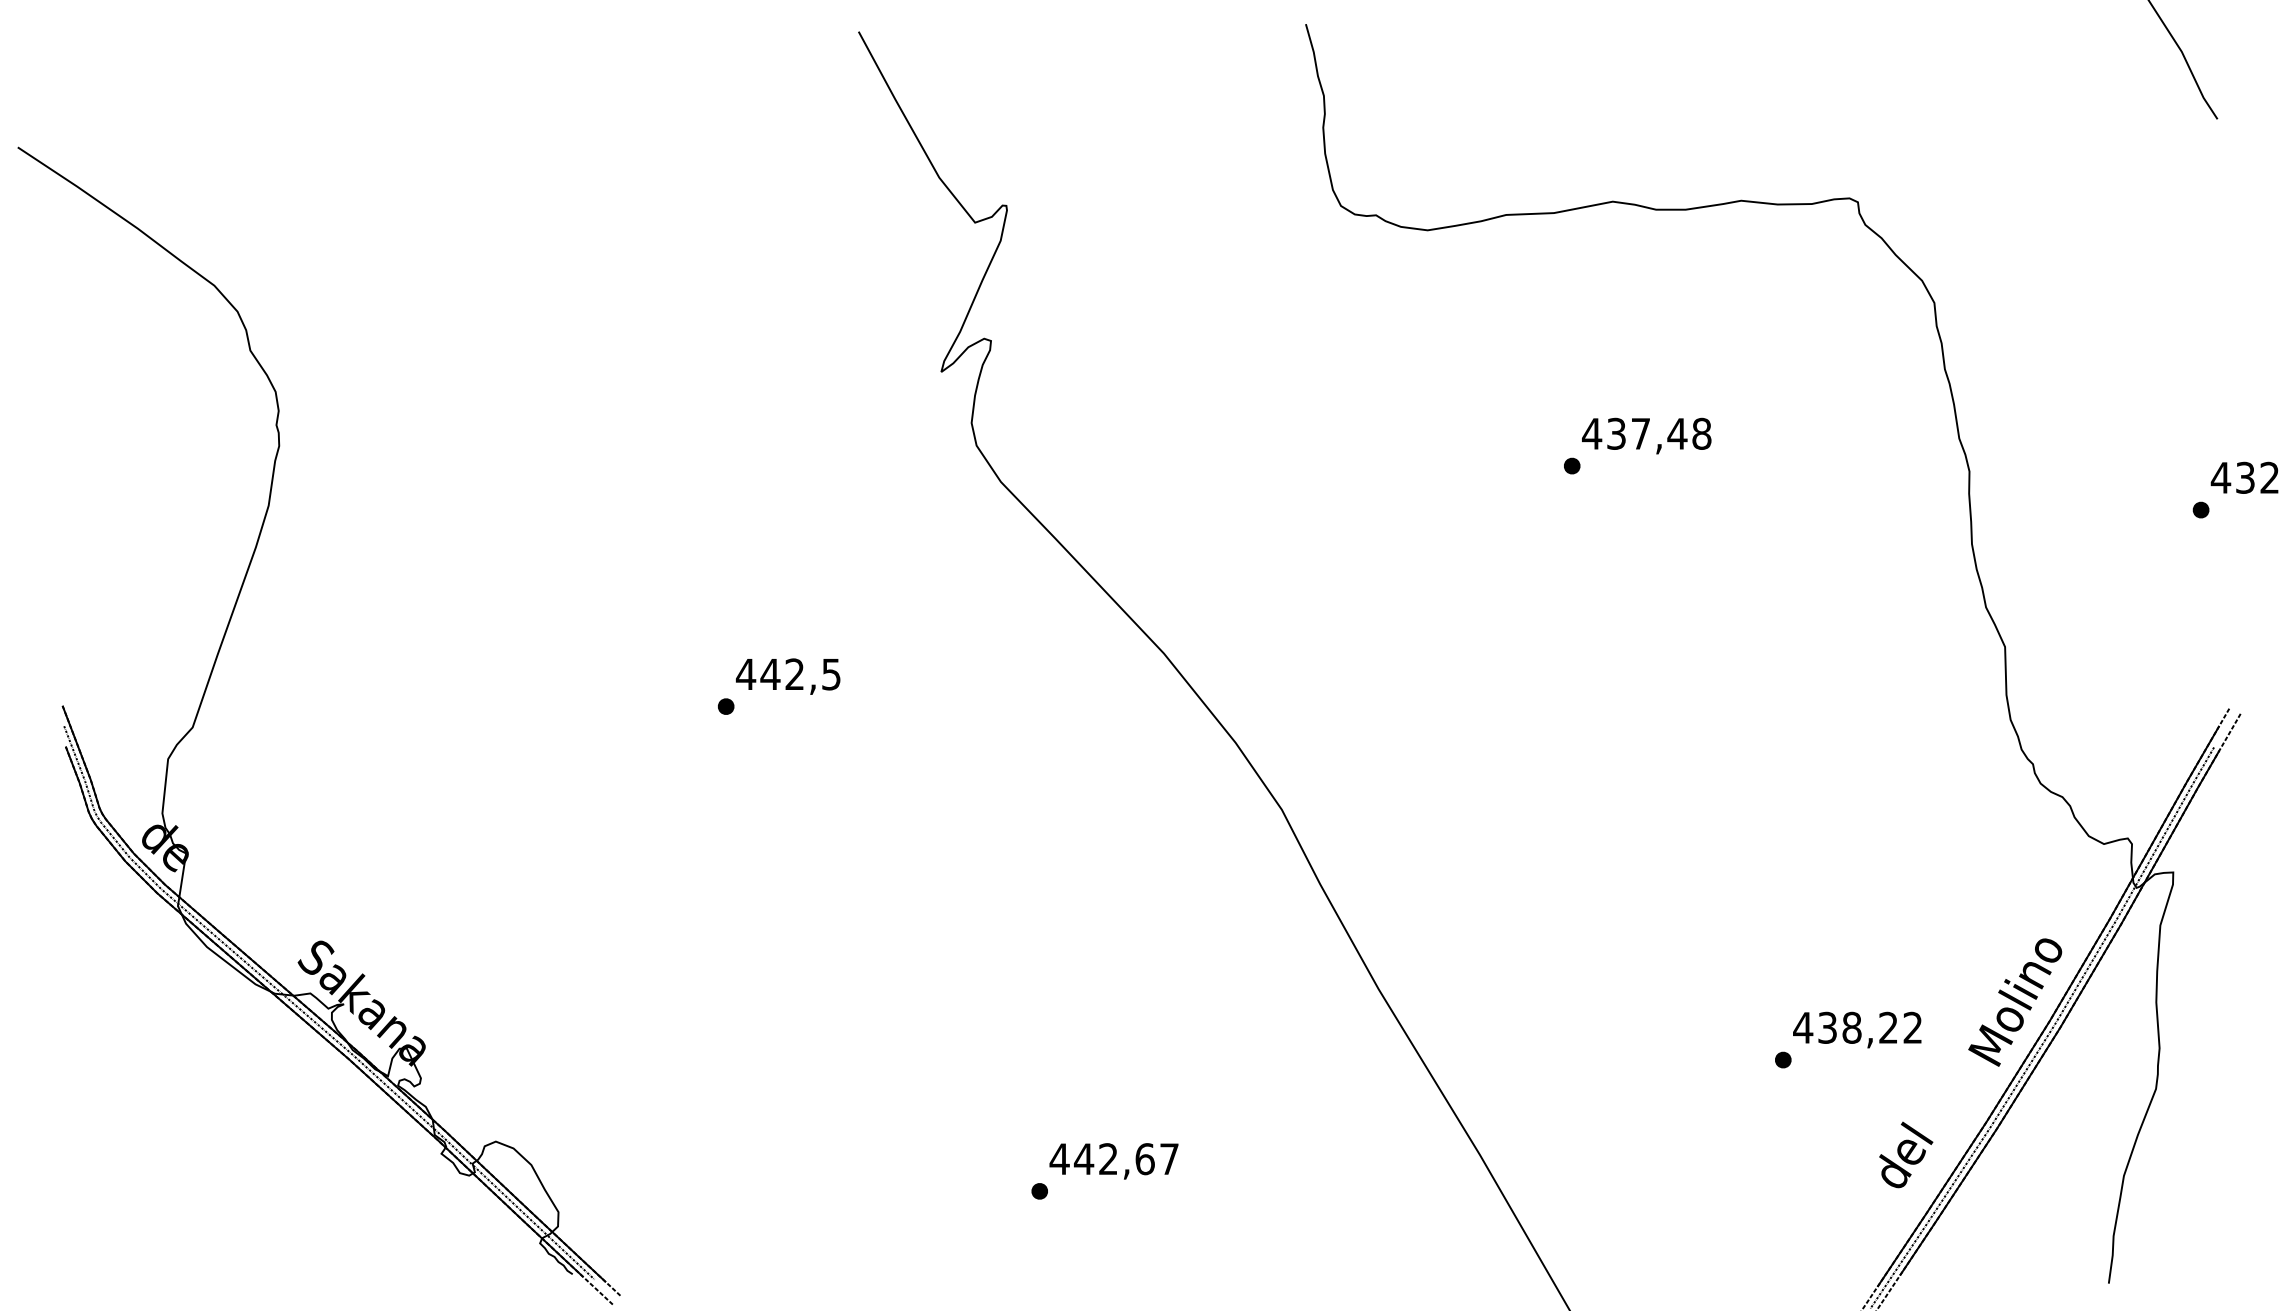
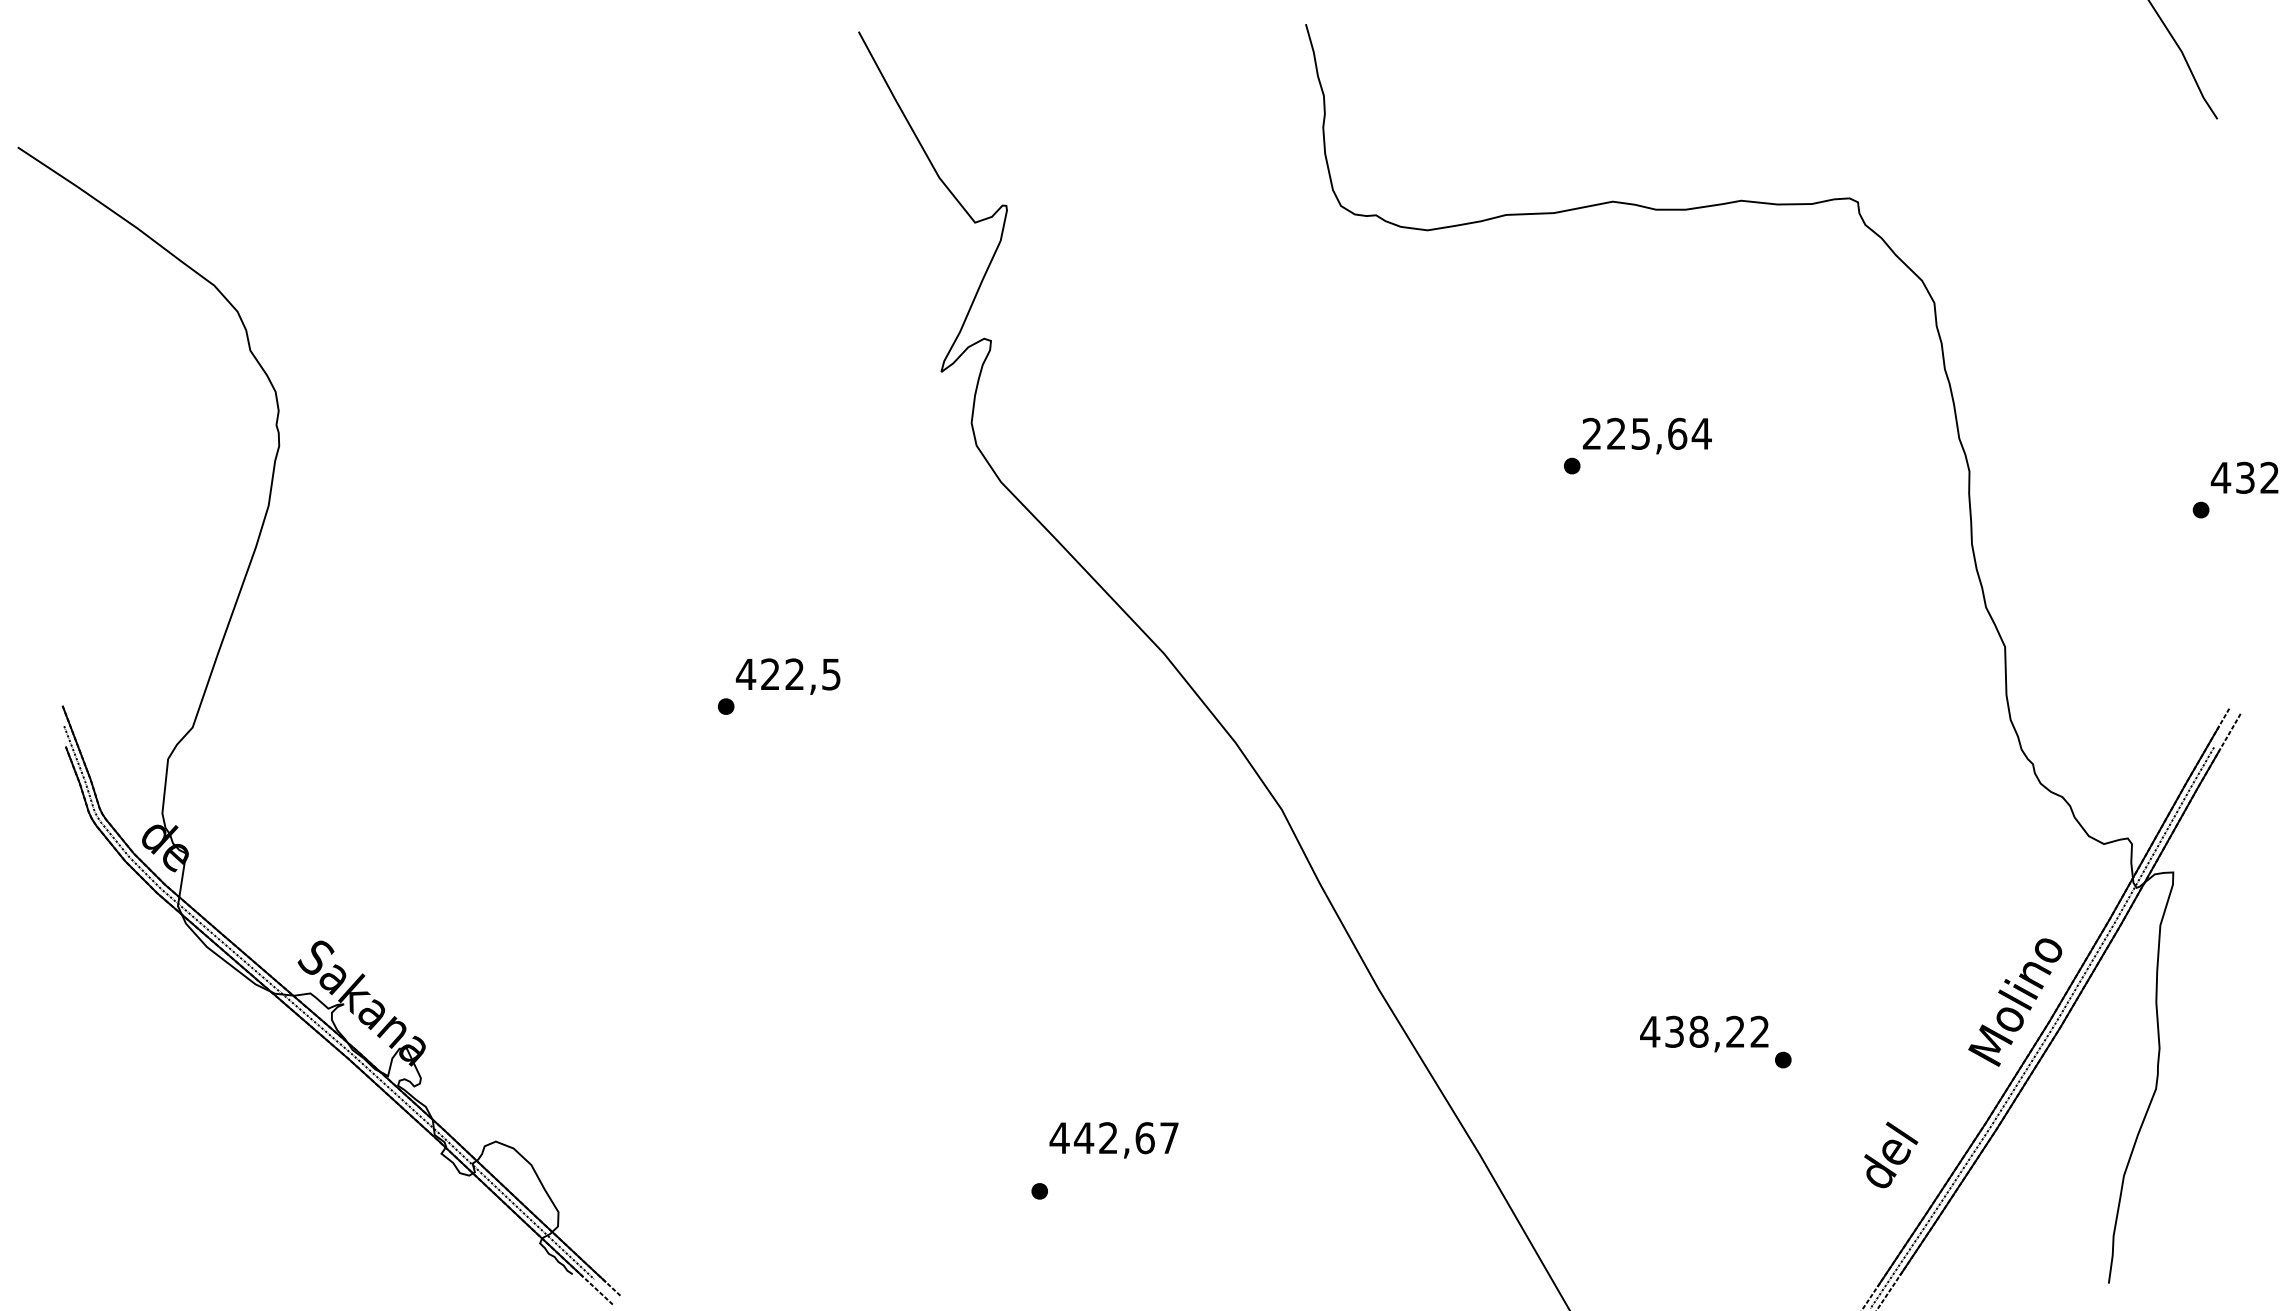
text: 437,48 -> 225,64 (1646, 433)
text: 442,5 -> 422,5 (770, 673)
text position: (1857, 1029) -> (1704, 1033) (1704, 1033)
text position: (1906, 1154) -> (1891, 1154) (1891, 1154)
text position: (1113, 1161) -> (1113, 1140) (1113, 1140)
